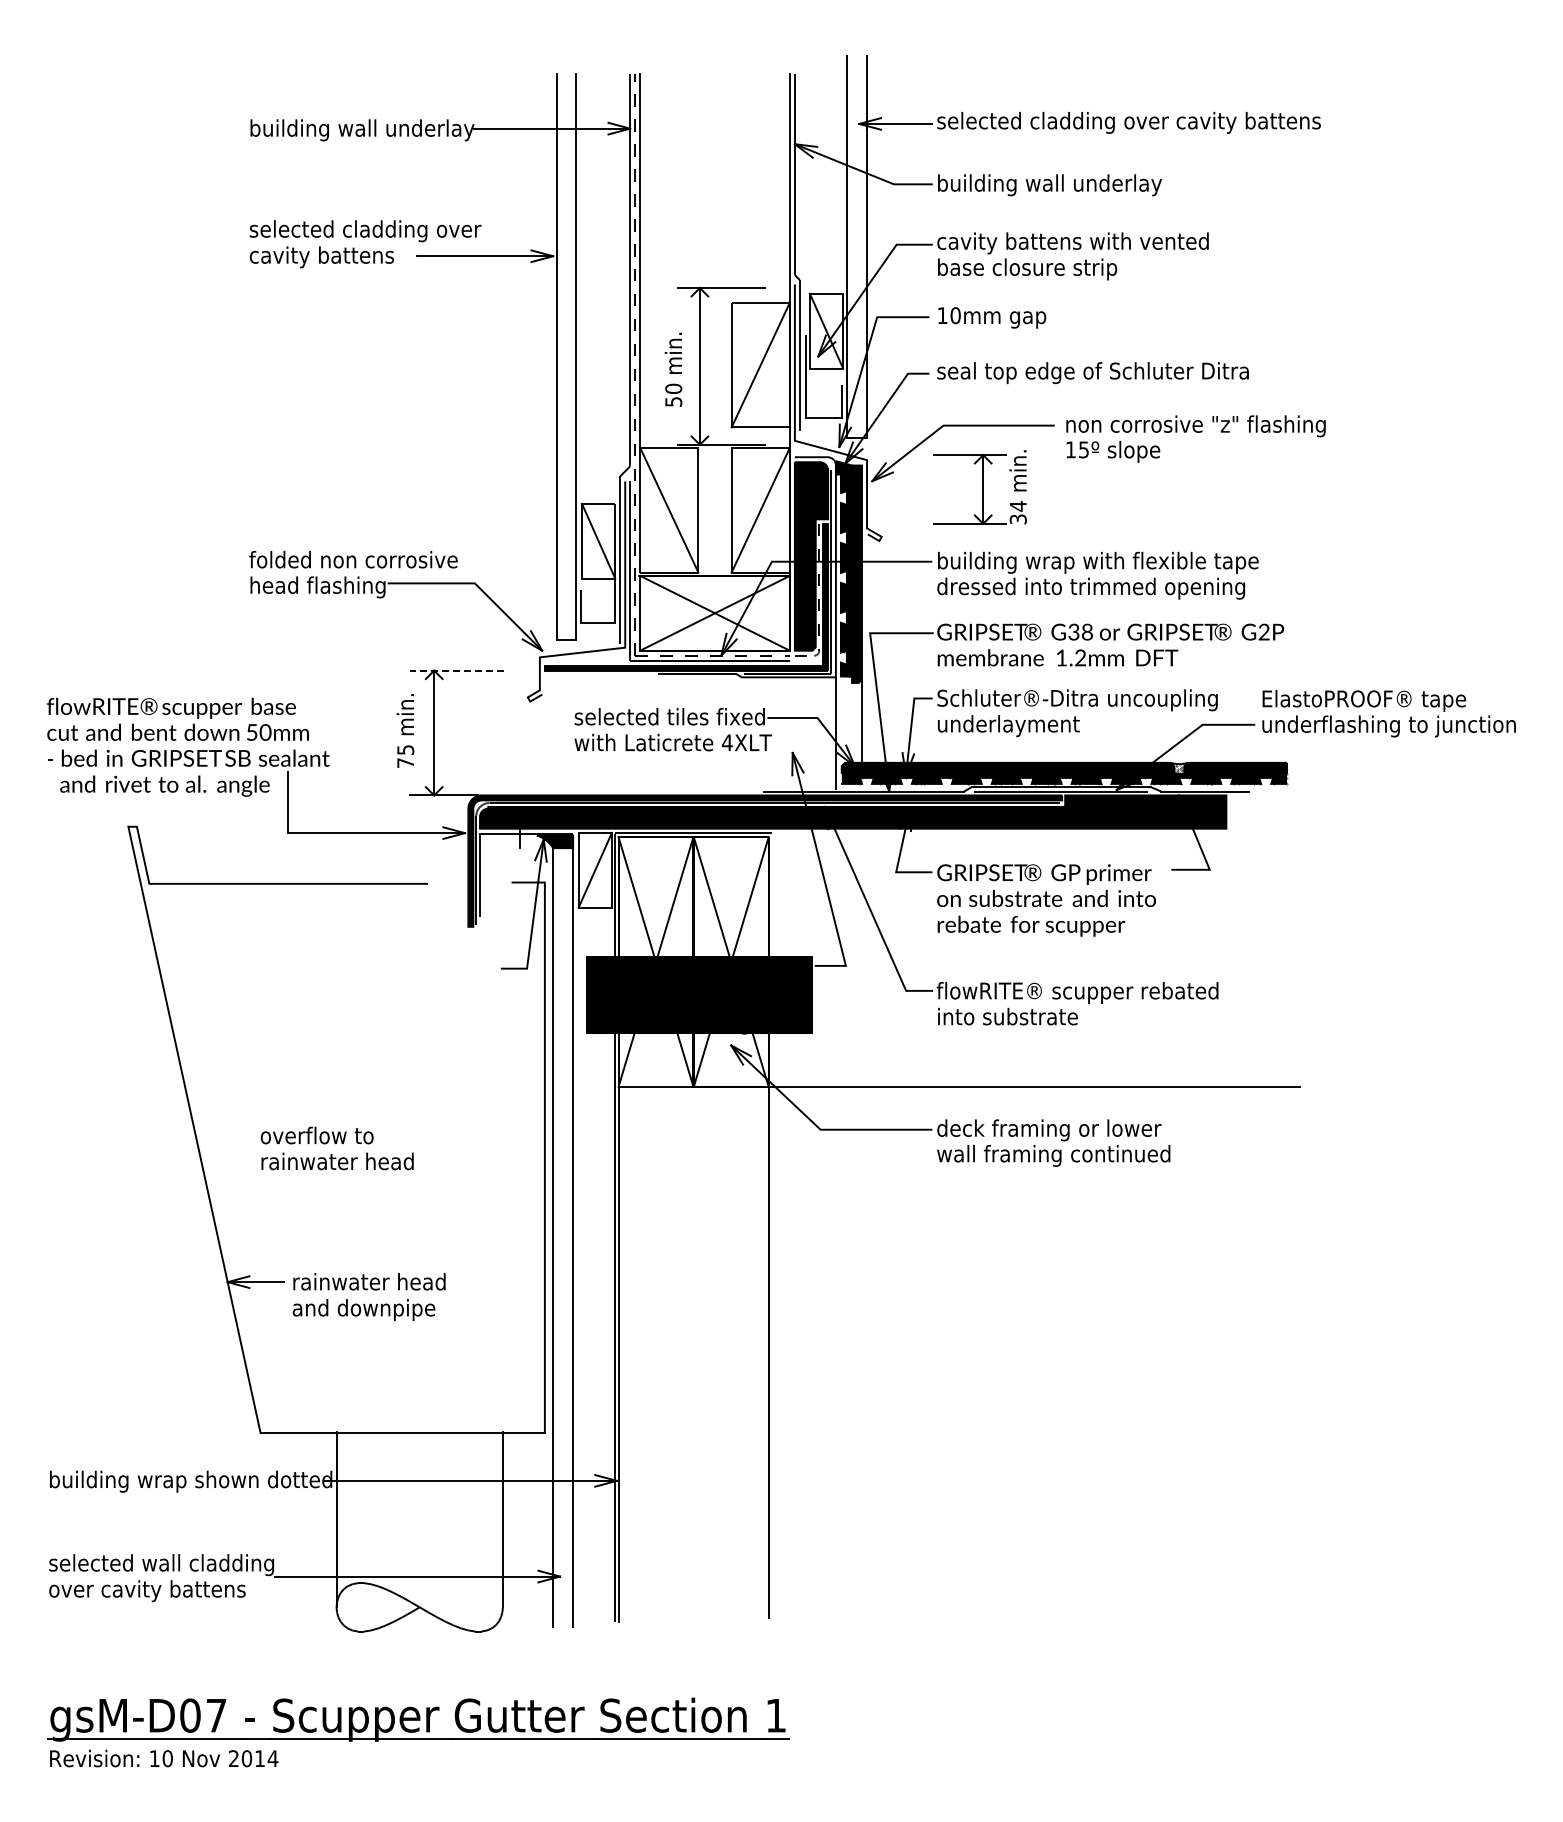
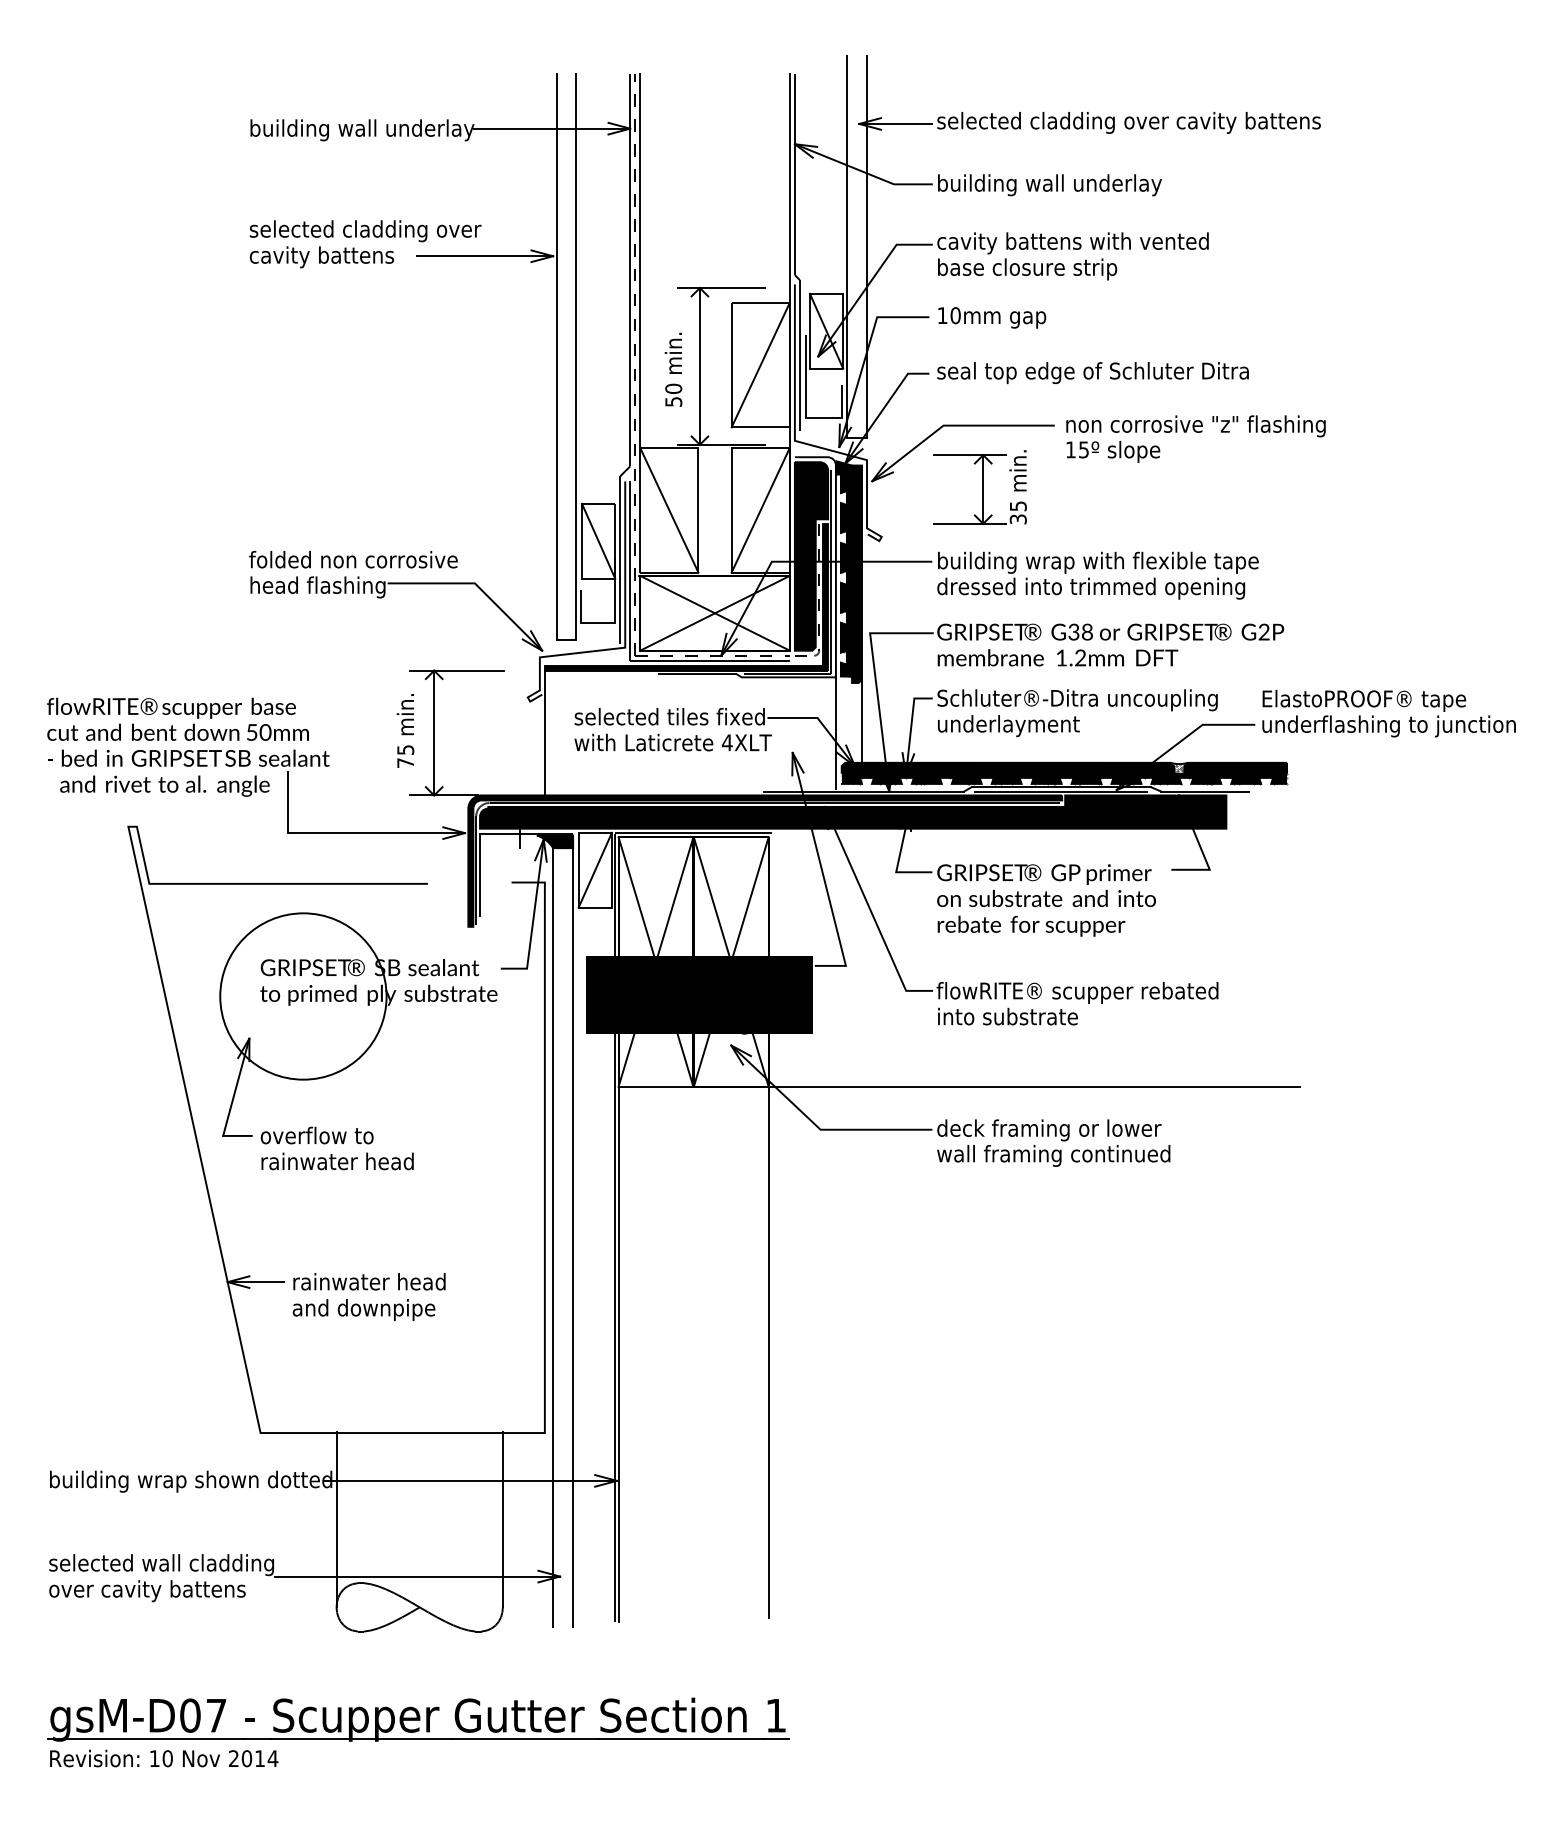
text: 34 -> 35 (1018, 506)
line: dashed -> solid (456, 670)
line: none -> present (544, 732)
part: none -> present (358, 1024)
